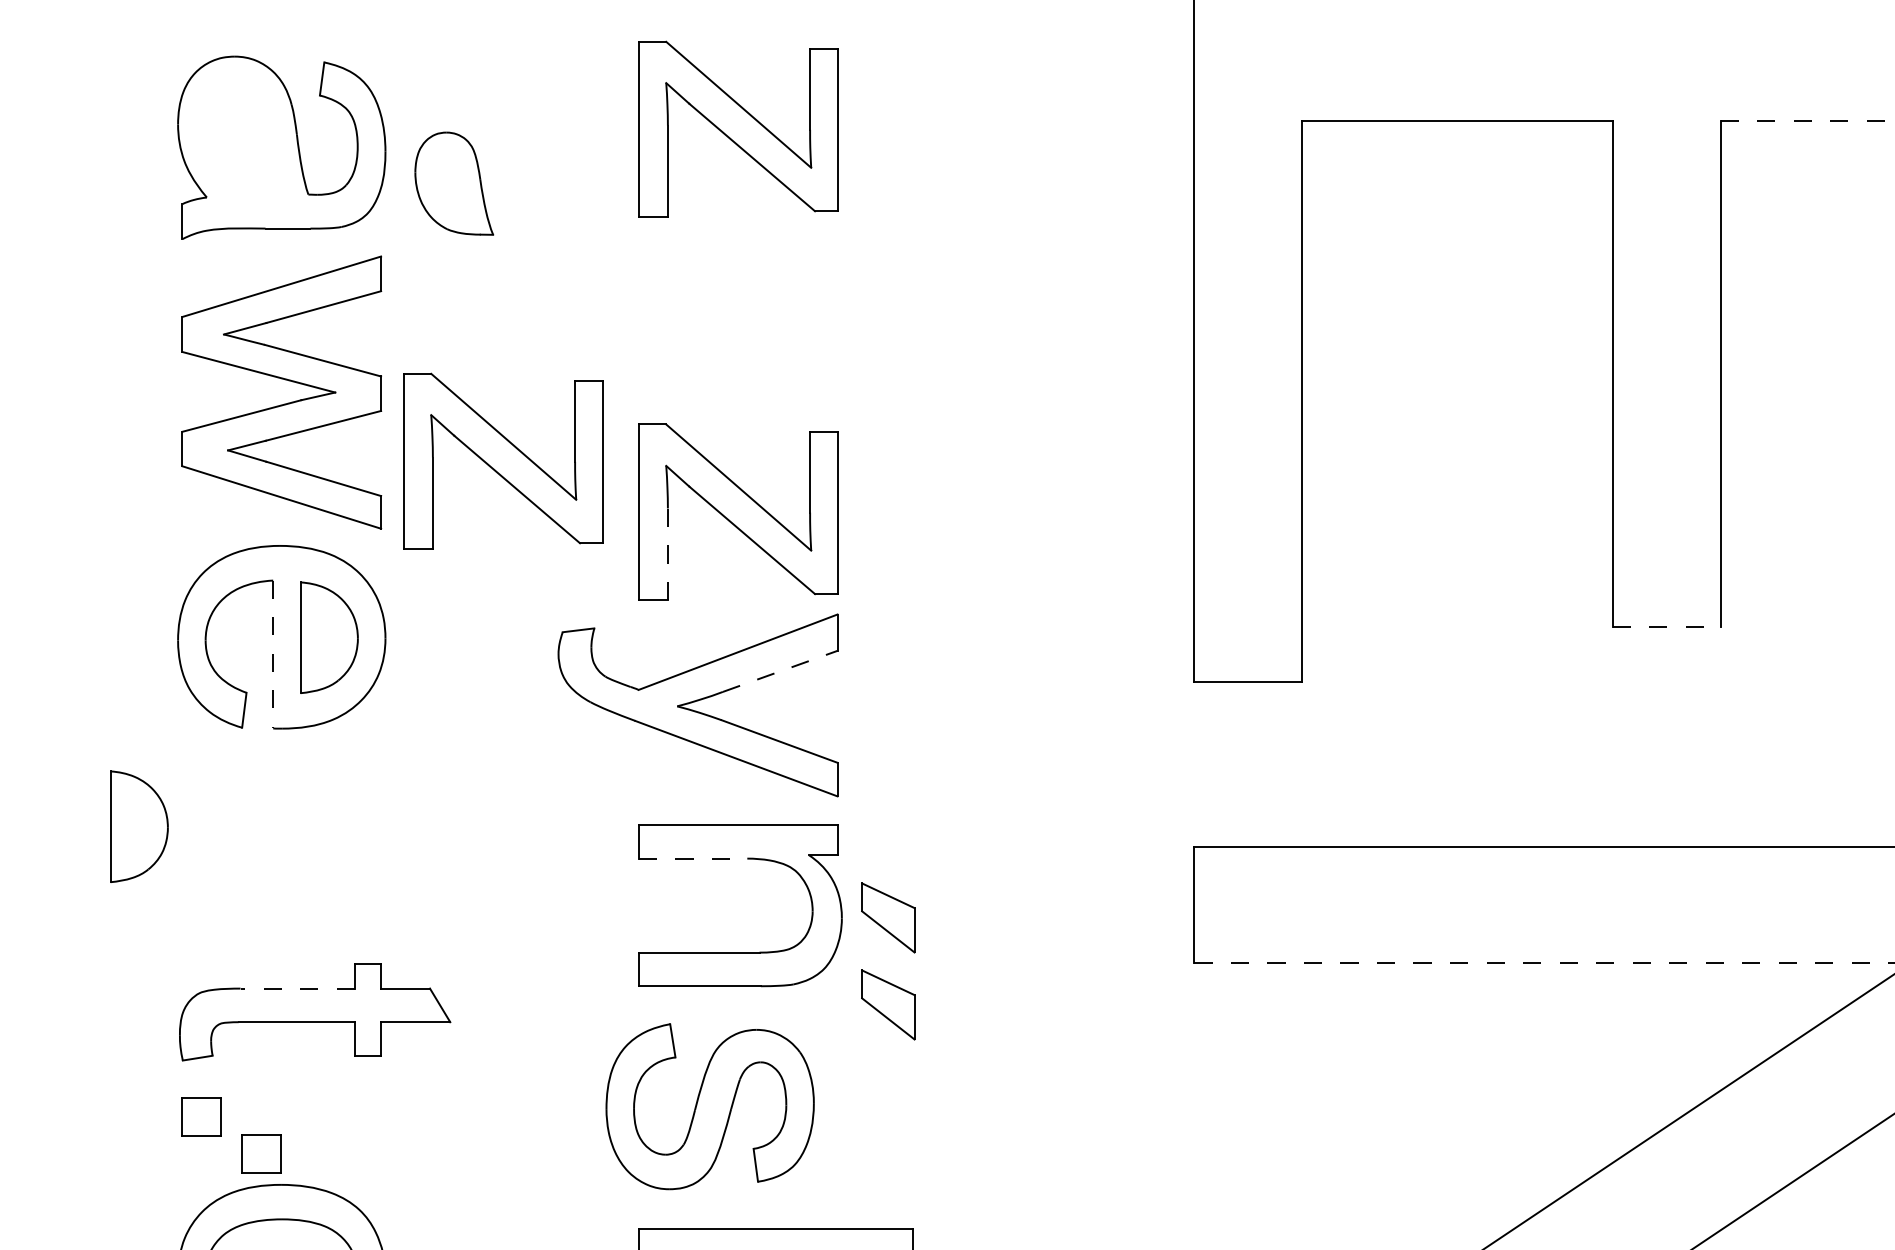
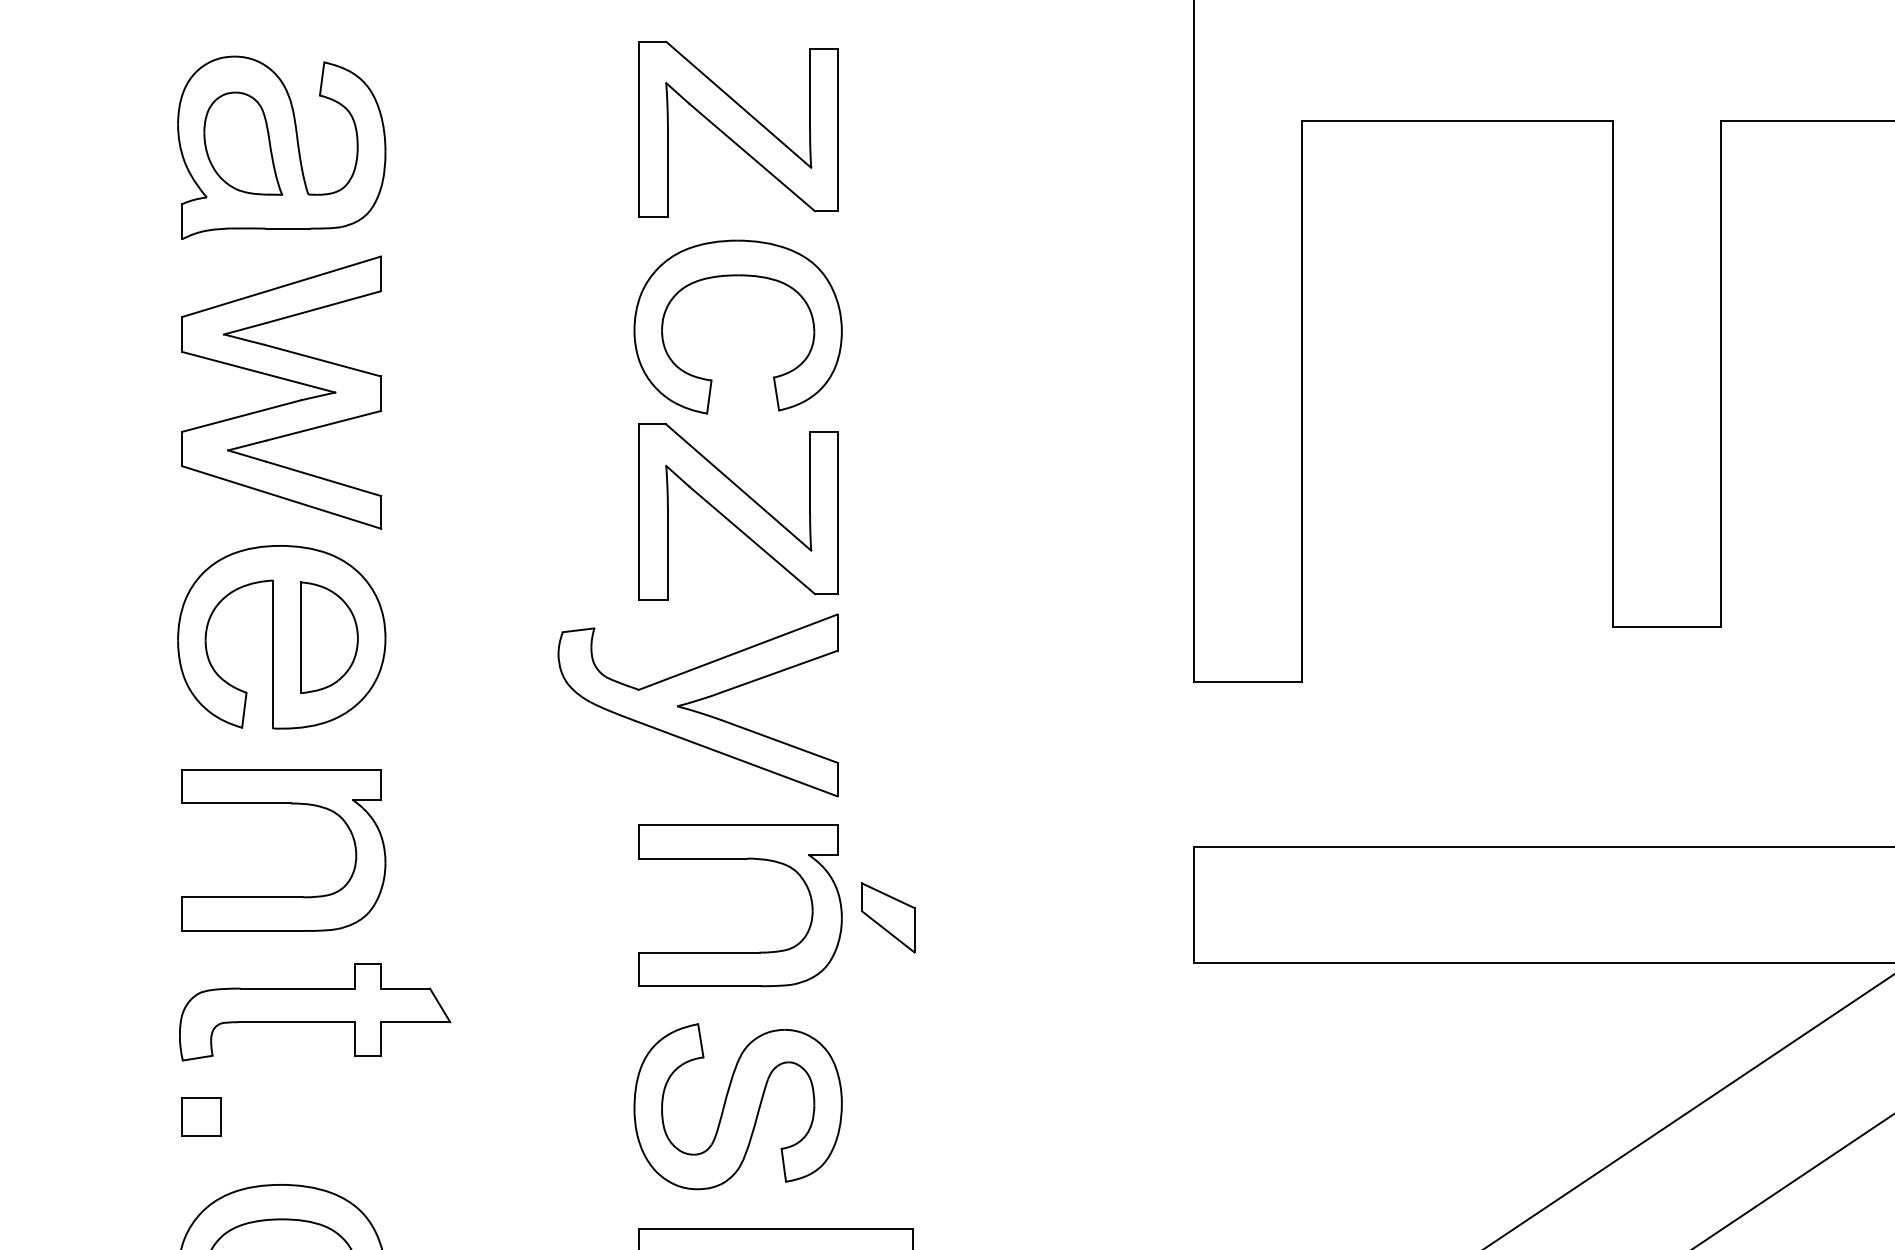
line: dashed -> solid (1807, 121)
part position: (454, 183) -> (243, 143) (243, 143)
part: none -> present (737, 276)
part: present -> none (503, 460)
line: dashed -> solid (667, 554)
line: dashed -> solid (1666, 626)
line: dashed -> solid (273, 654)
line: dashed -> solid (780, 671)
part: present -> none (139, 826)
line: dashed -> solid (693, 858)
part: none -> present (283, 896)
line: dashed -> solid (1544, 963)
line: dashed -> solid (297, 988)
part: present -> none (888, 1004)
part position: (709, 1106) -> (737, 1106) (737, 1106)
part: present -> none (261, 1153)
